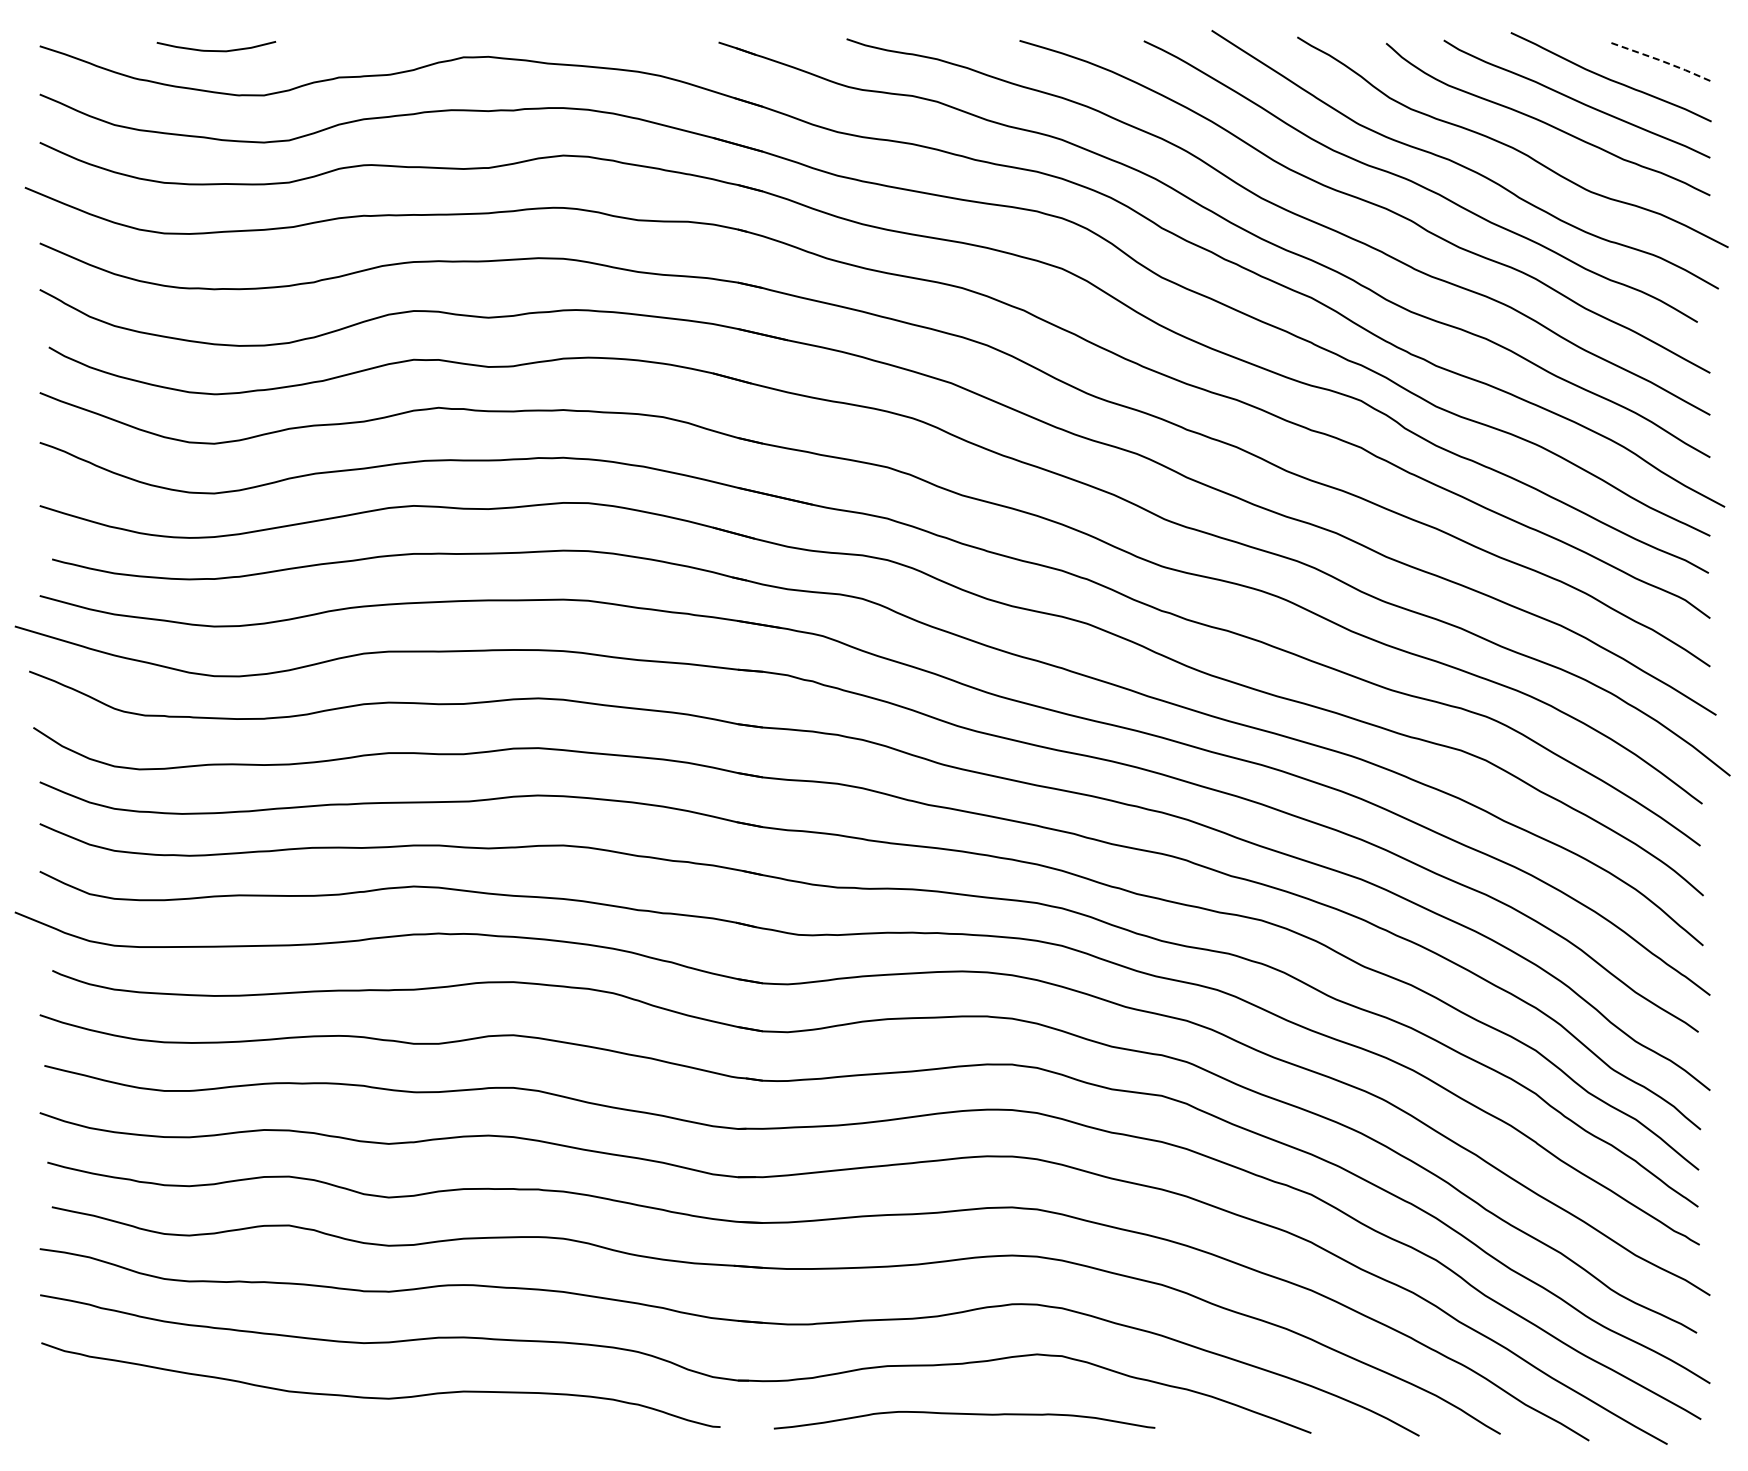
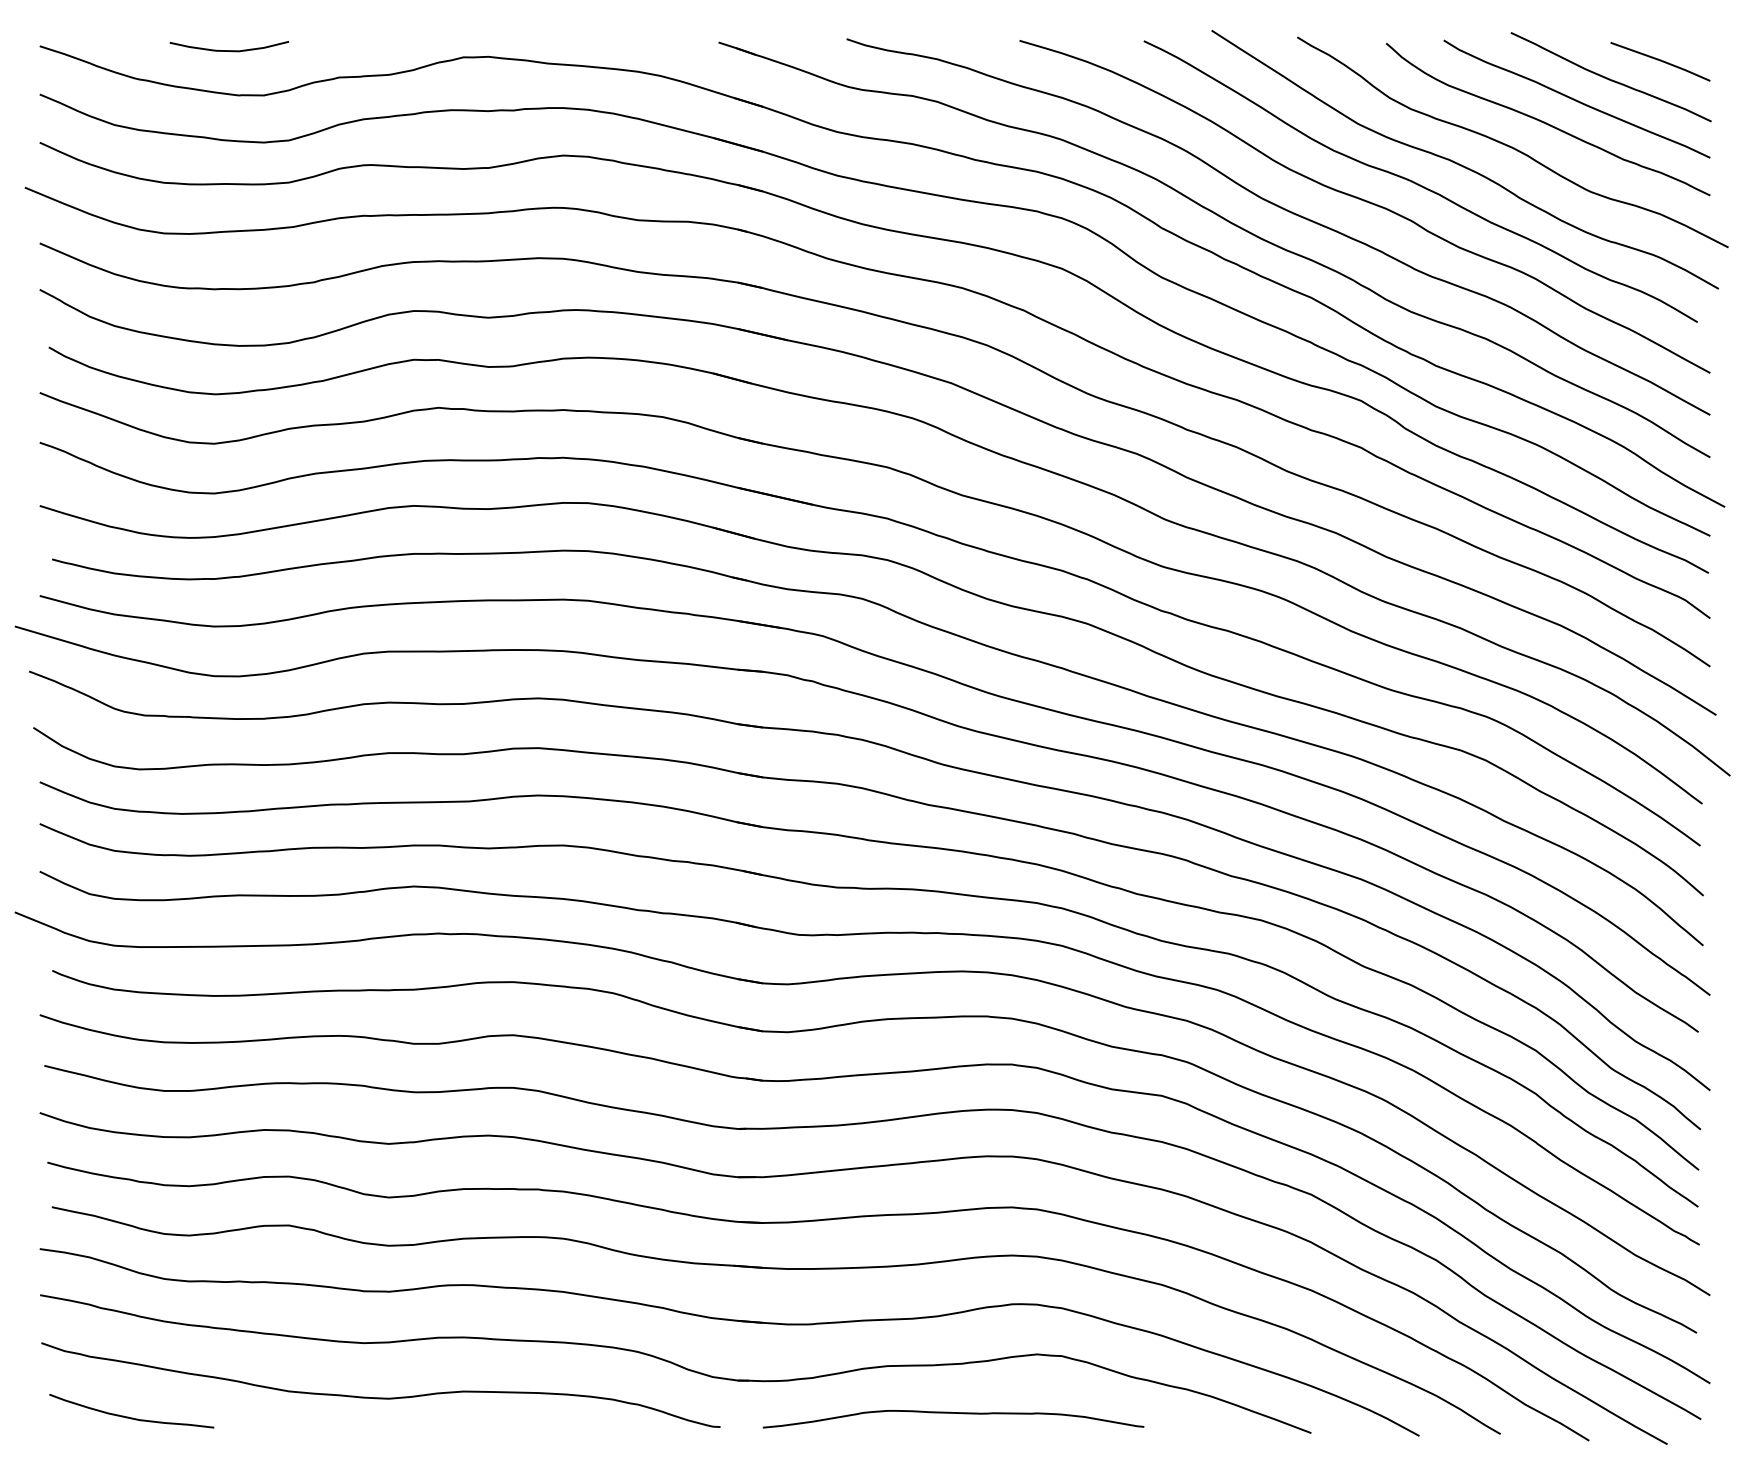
curve position: (216, 50) -> (229, 50) (229, 50)
line: dashed -> solid (1661, 60)
curve position: (964, 1414) -> (953, 1413) (953, 1413)
curve: none -> present (128, 1416)
